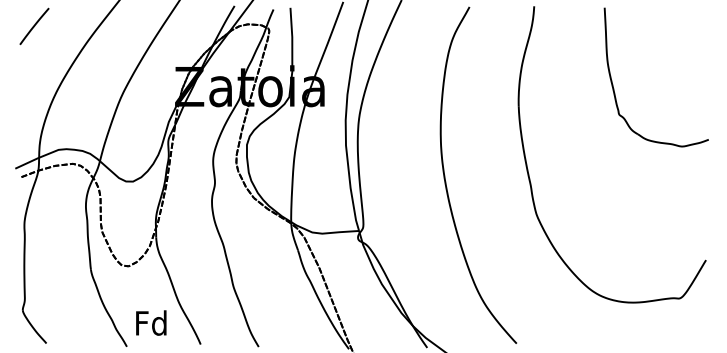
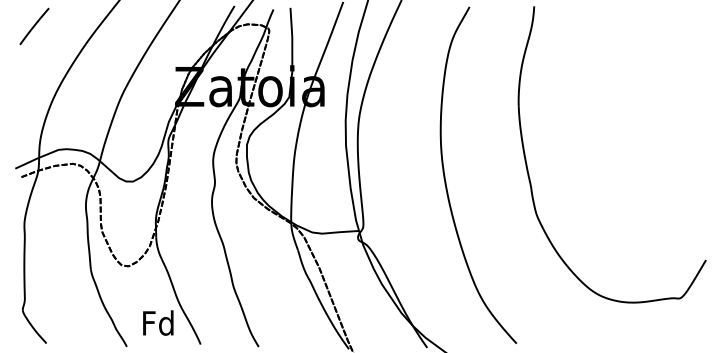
part: present -> none (614, 88)
text position: (151, 322) -> (158, 322) (158, 322)
